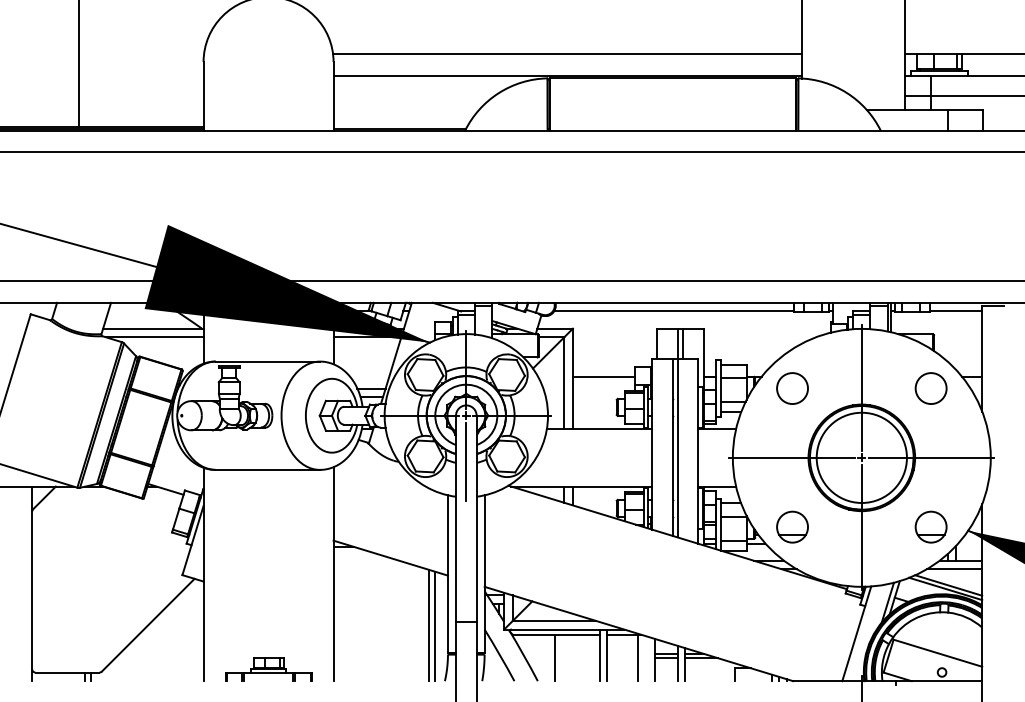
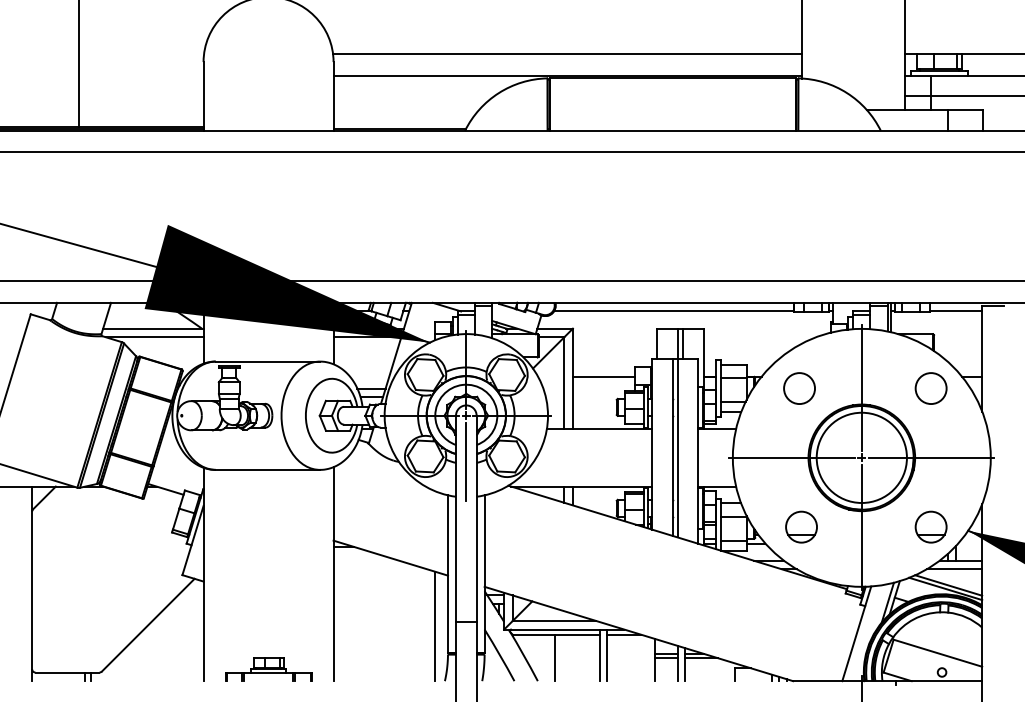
circle position: (792, 388) -> (799, 388) (799, 388)
part position: (792, 526) -> (801, 526) (801, 526)
line: present -> none (428, 625)
line: present -> none (638, 657)
